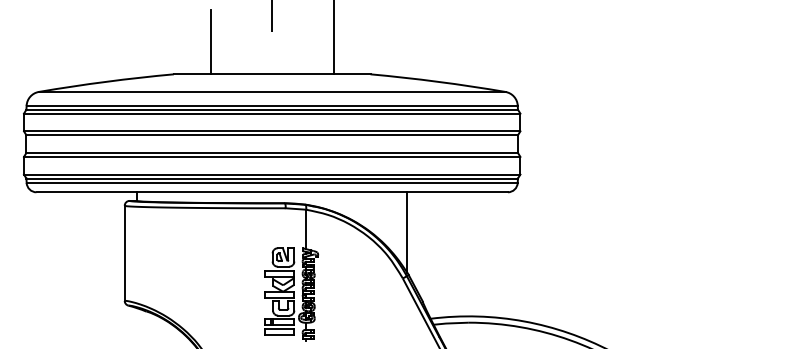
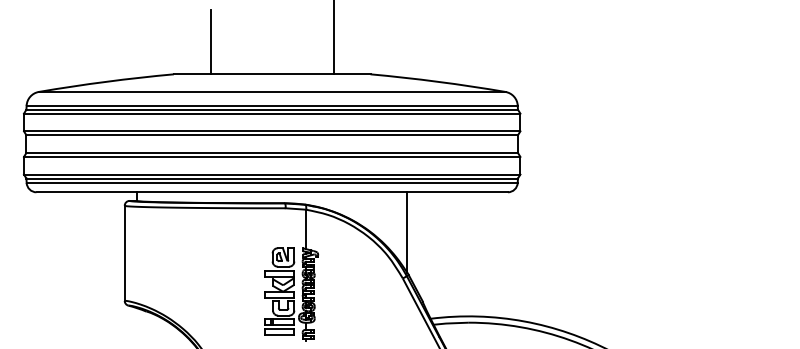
line: present -> none (272, 17)
